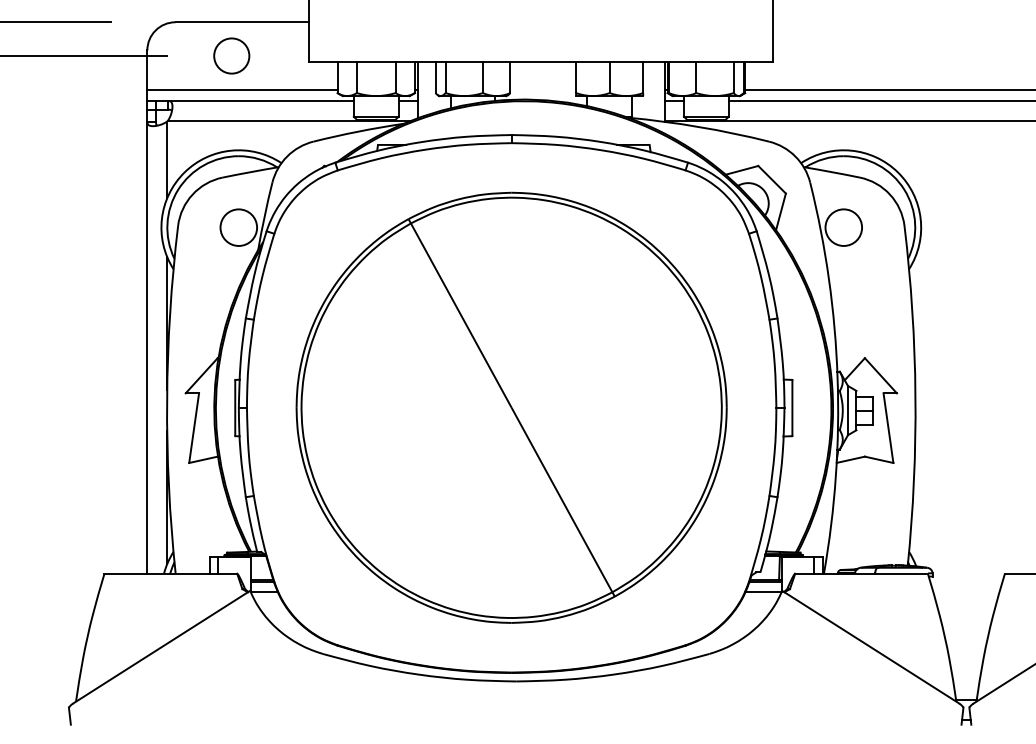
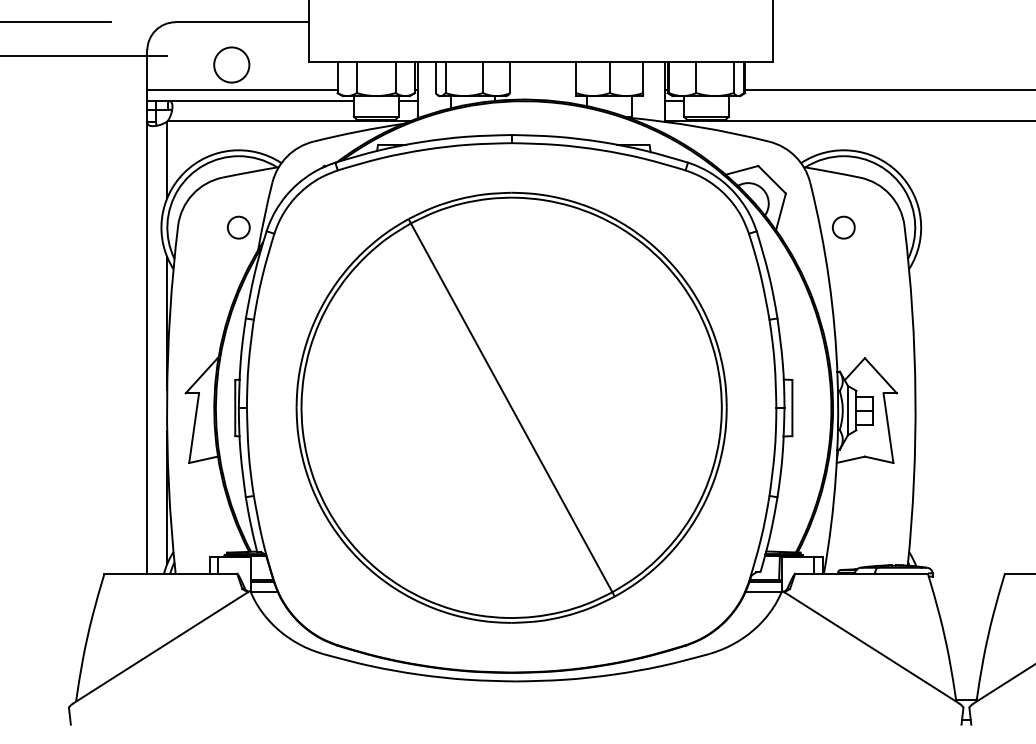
circle position: (231, 55) -> (231, 64) (231, 64)
line: present -> none (880, 101)
circle diameter: 37 px -> 22 px (238, 227)
circle diameter: 37 px -> 22 px (843, 227)
